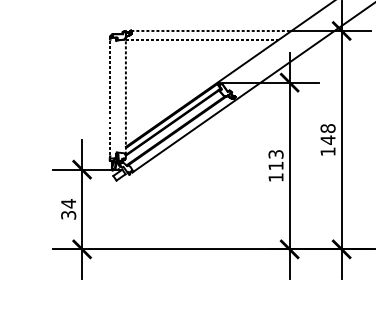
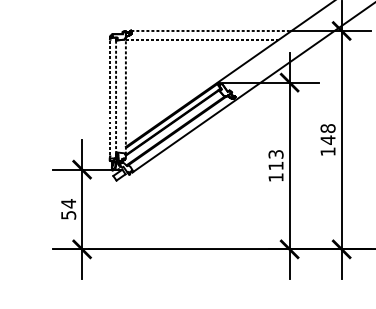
line: none -> present (116, 97)
text: 34 -> 54 (68, 215)
